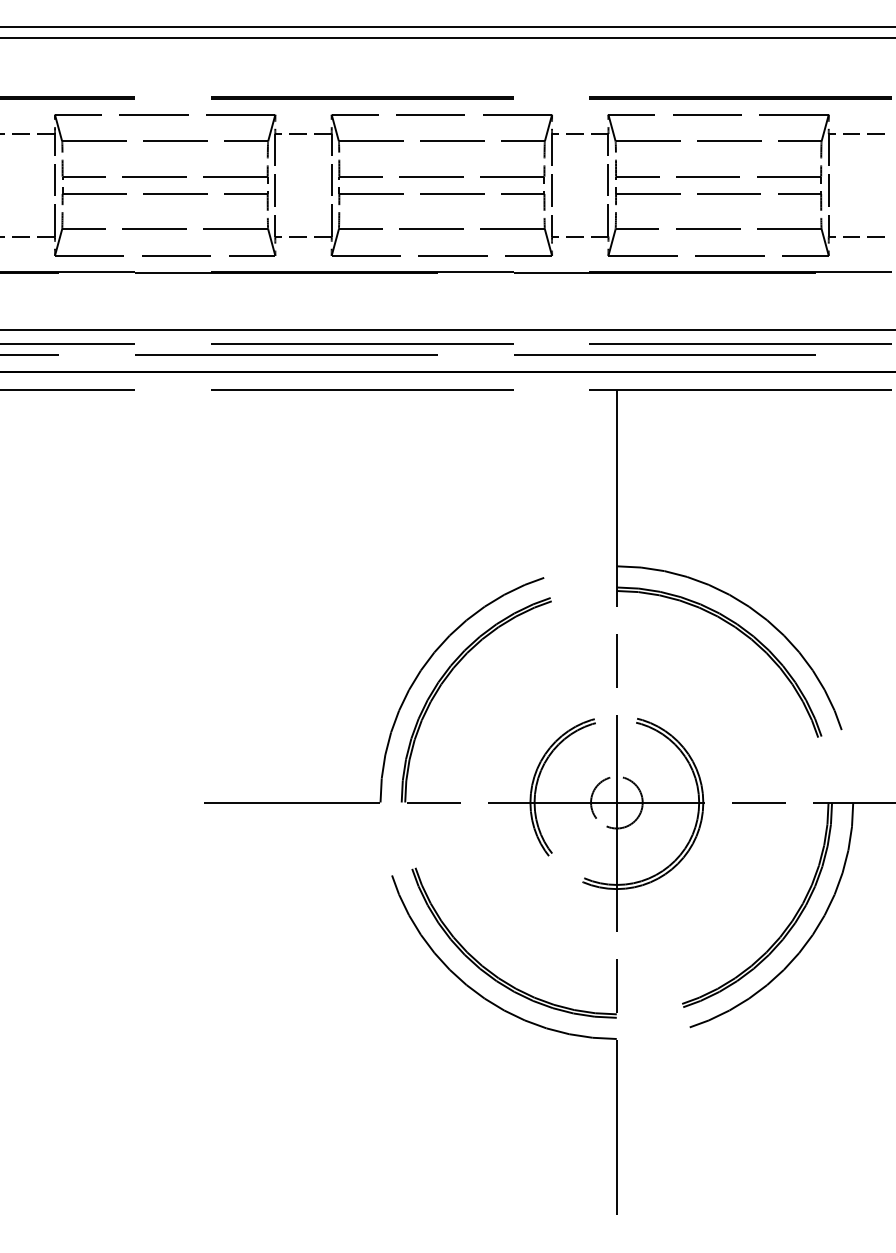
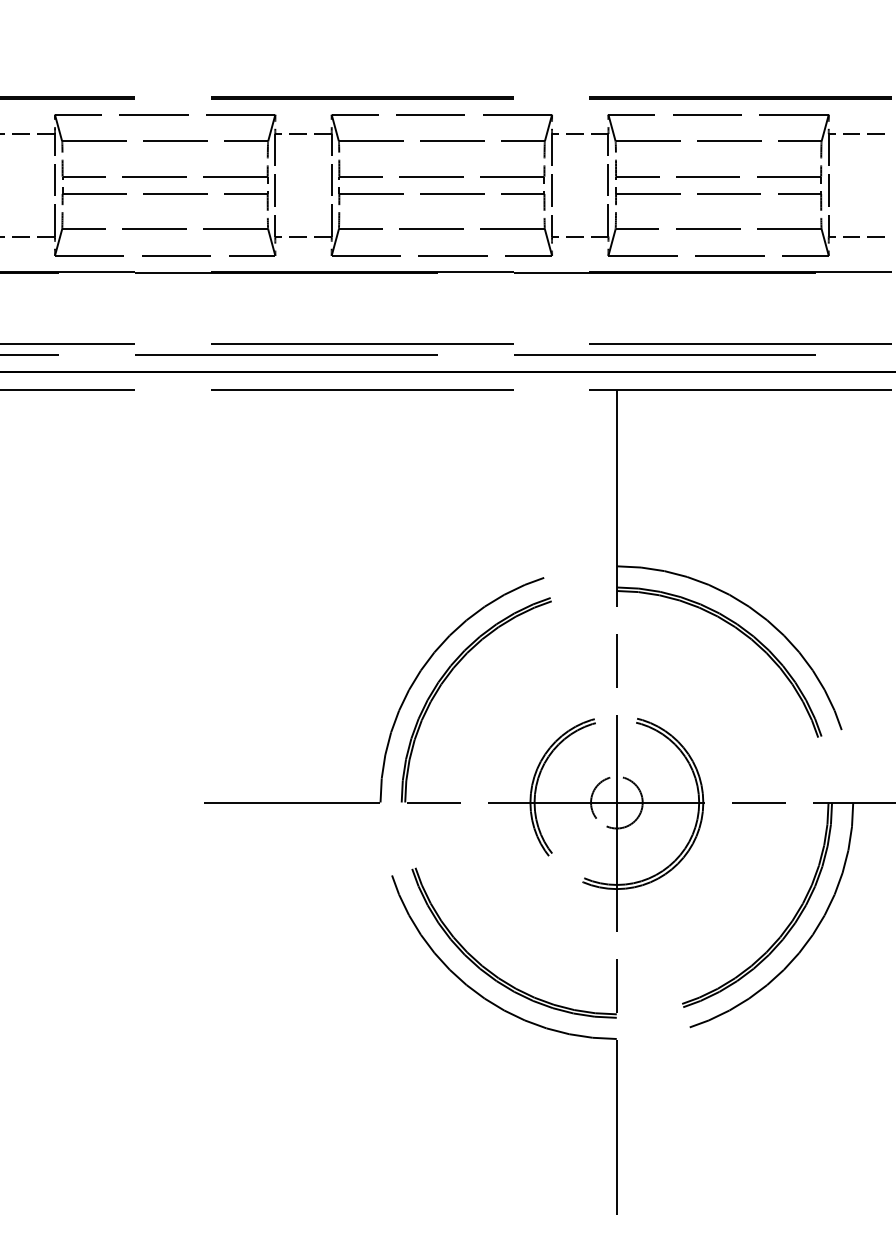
line: present -> none (447, 26)
line: present -> none (447, 37)
line: present -> none (447, 329)
